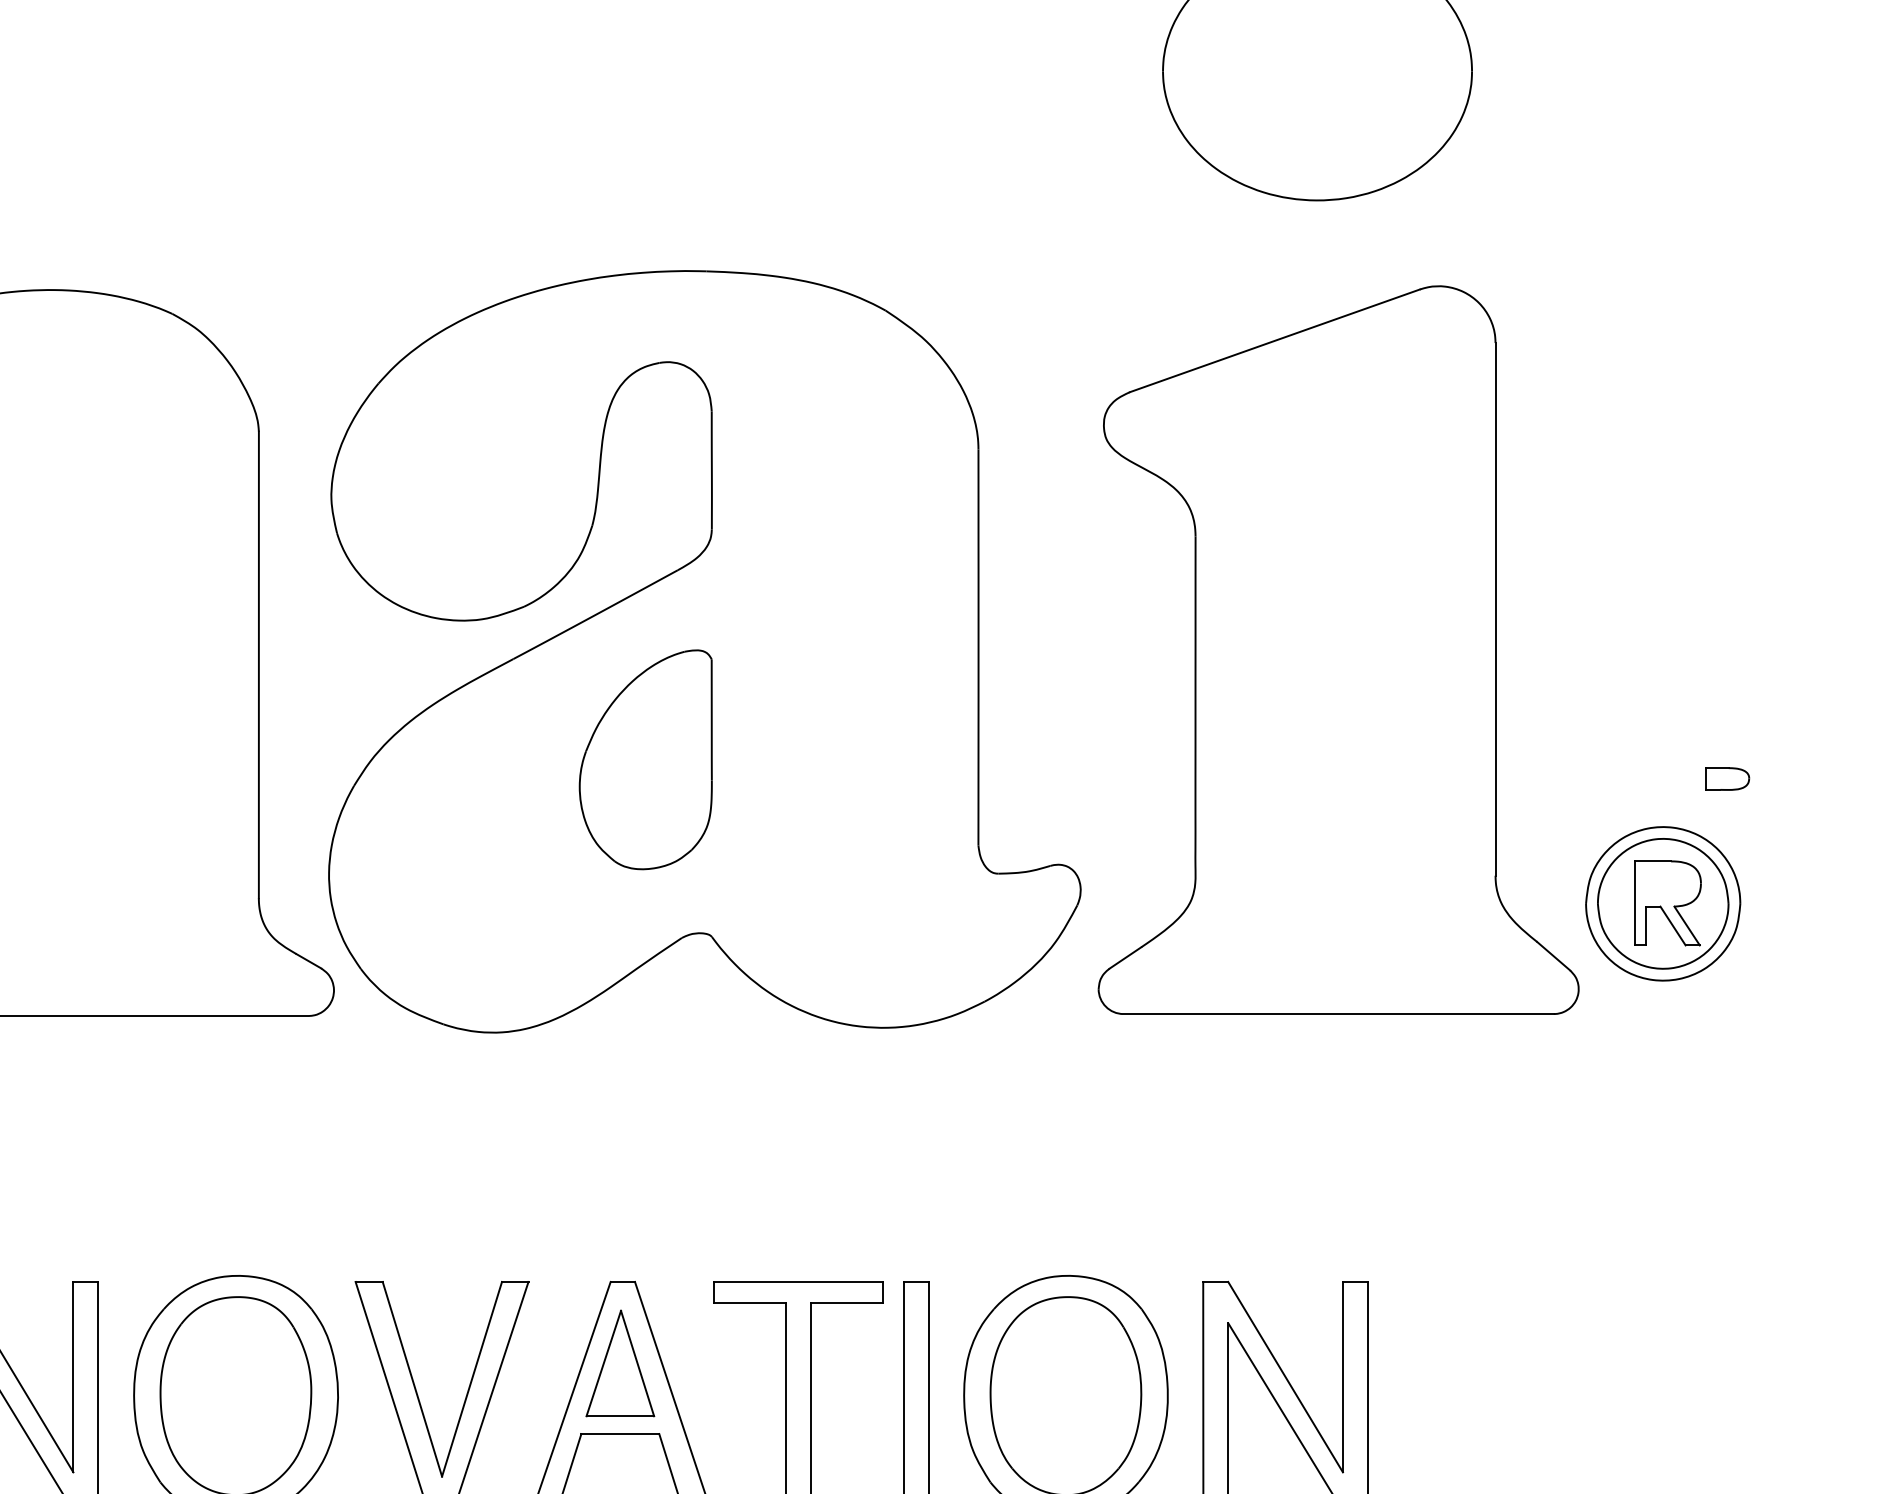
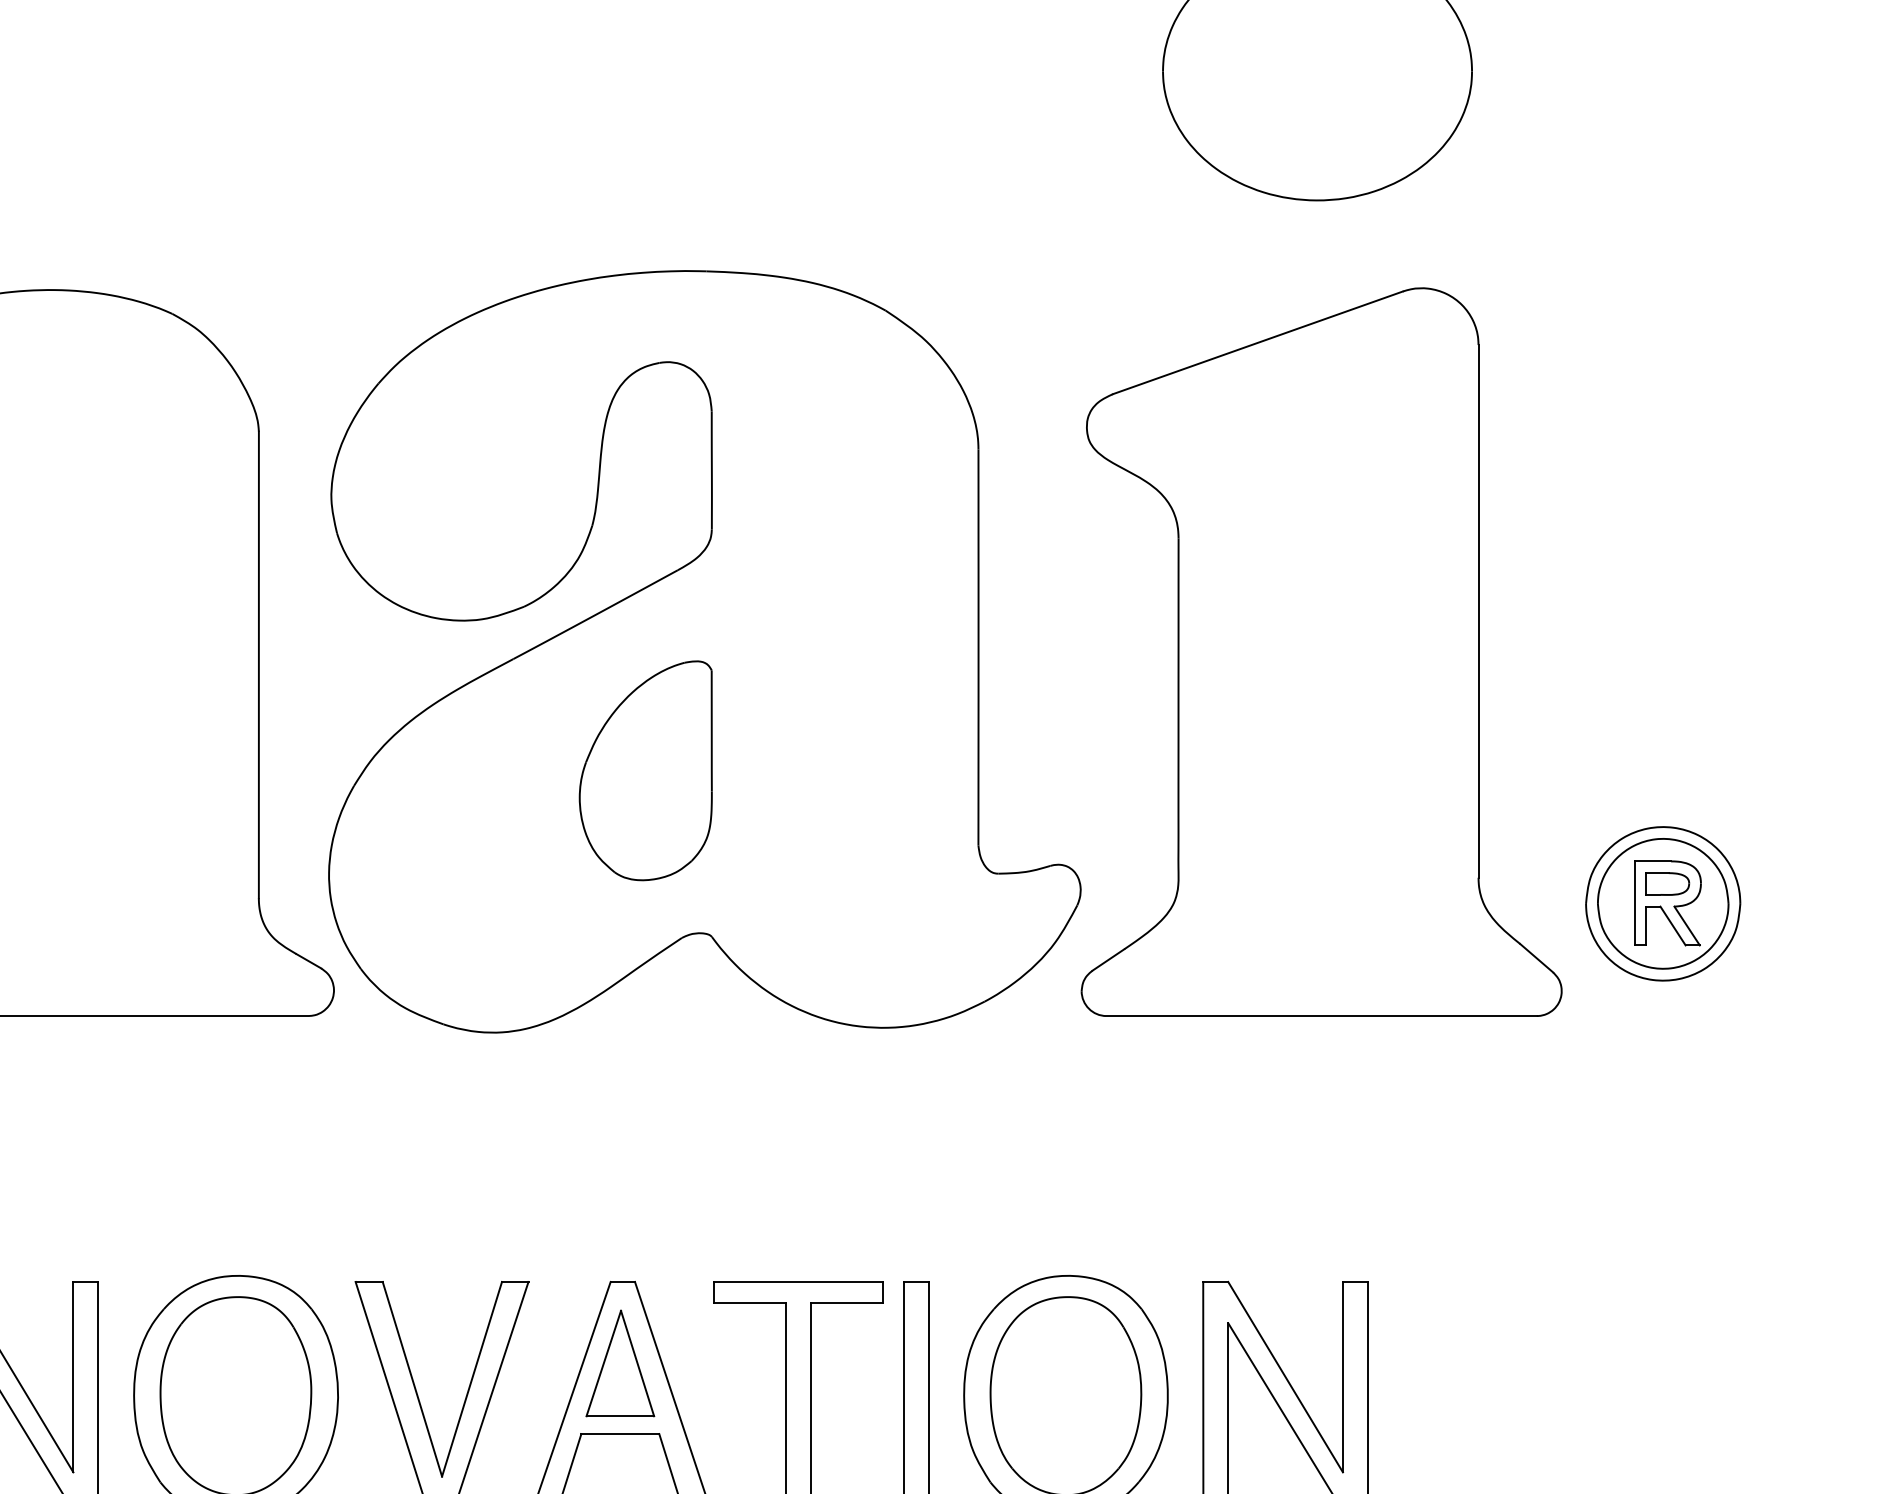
part position: (1338, 649) -> (1321, 651) (1321, 651)
part position: (645, 759) -> (645, 770) (645, 770)
part position: (1727, 778) -> (1667, 883) (1667, 883)
